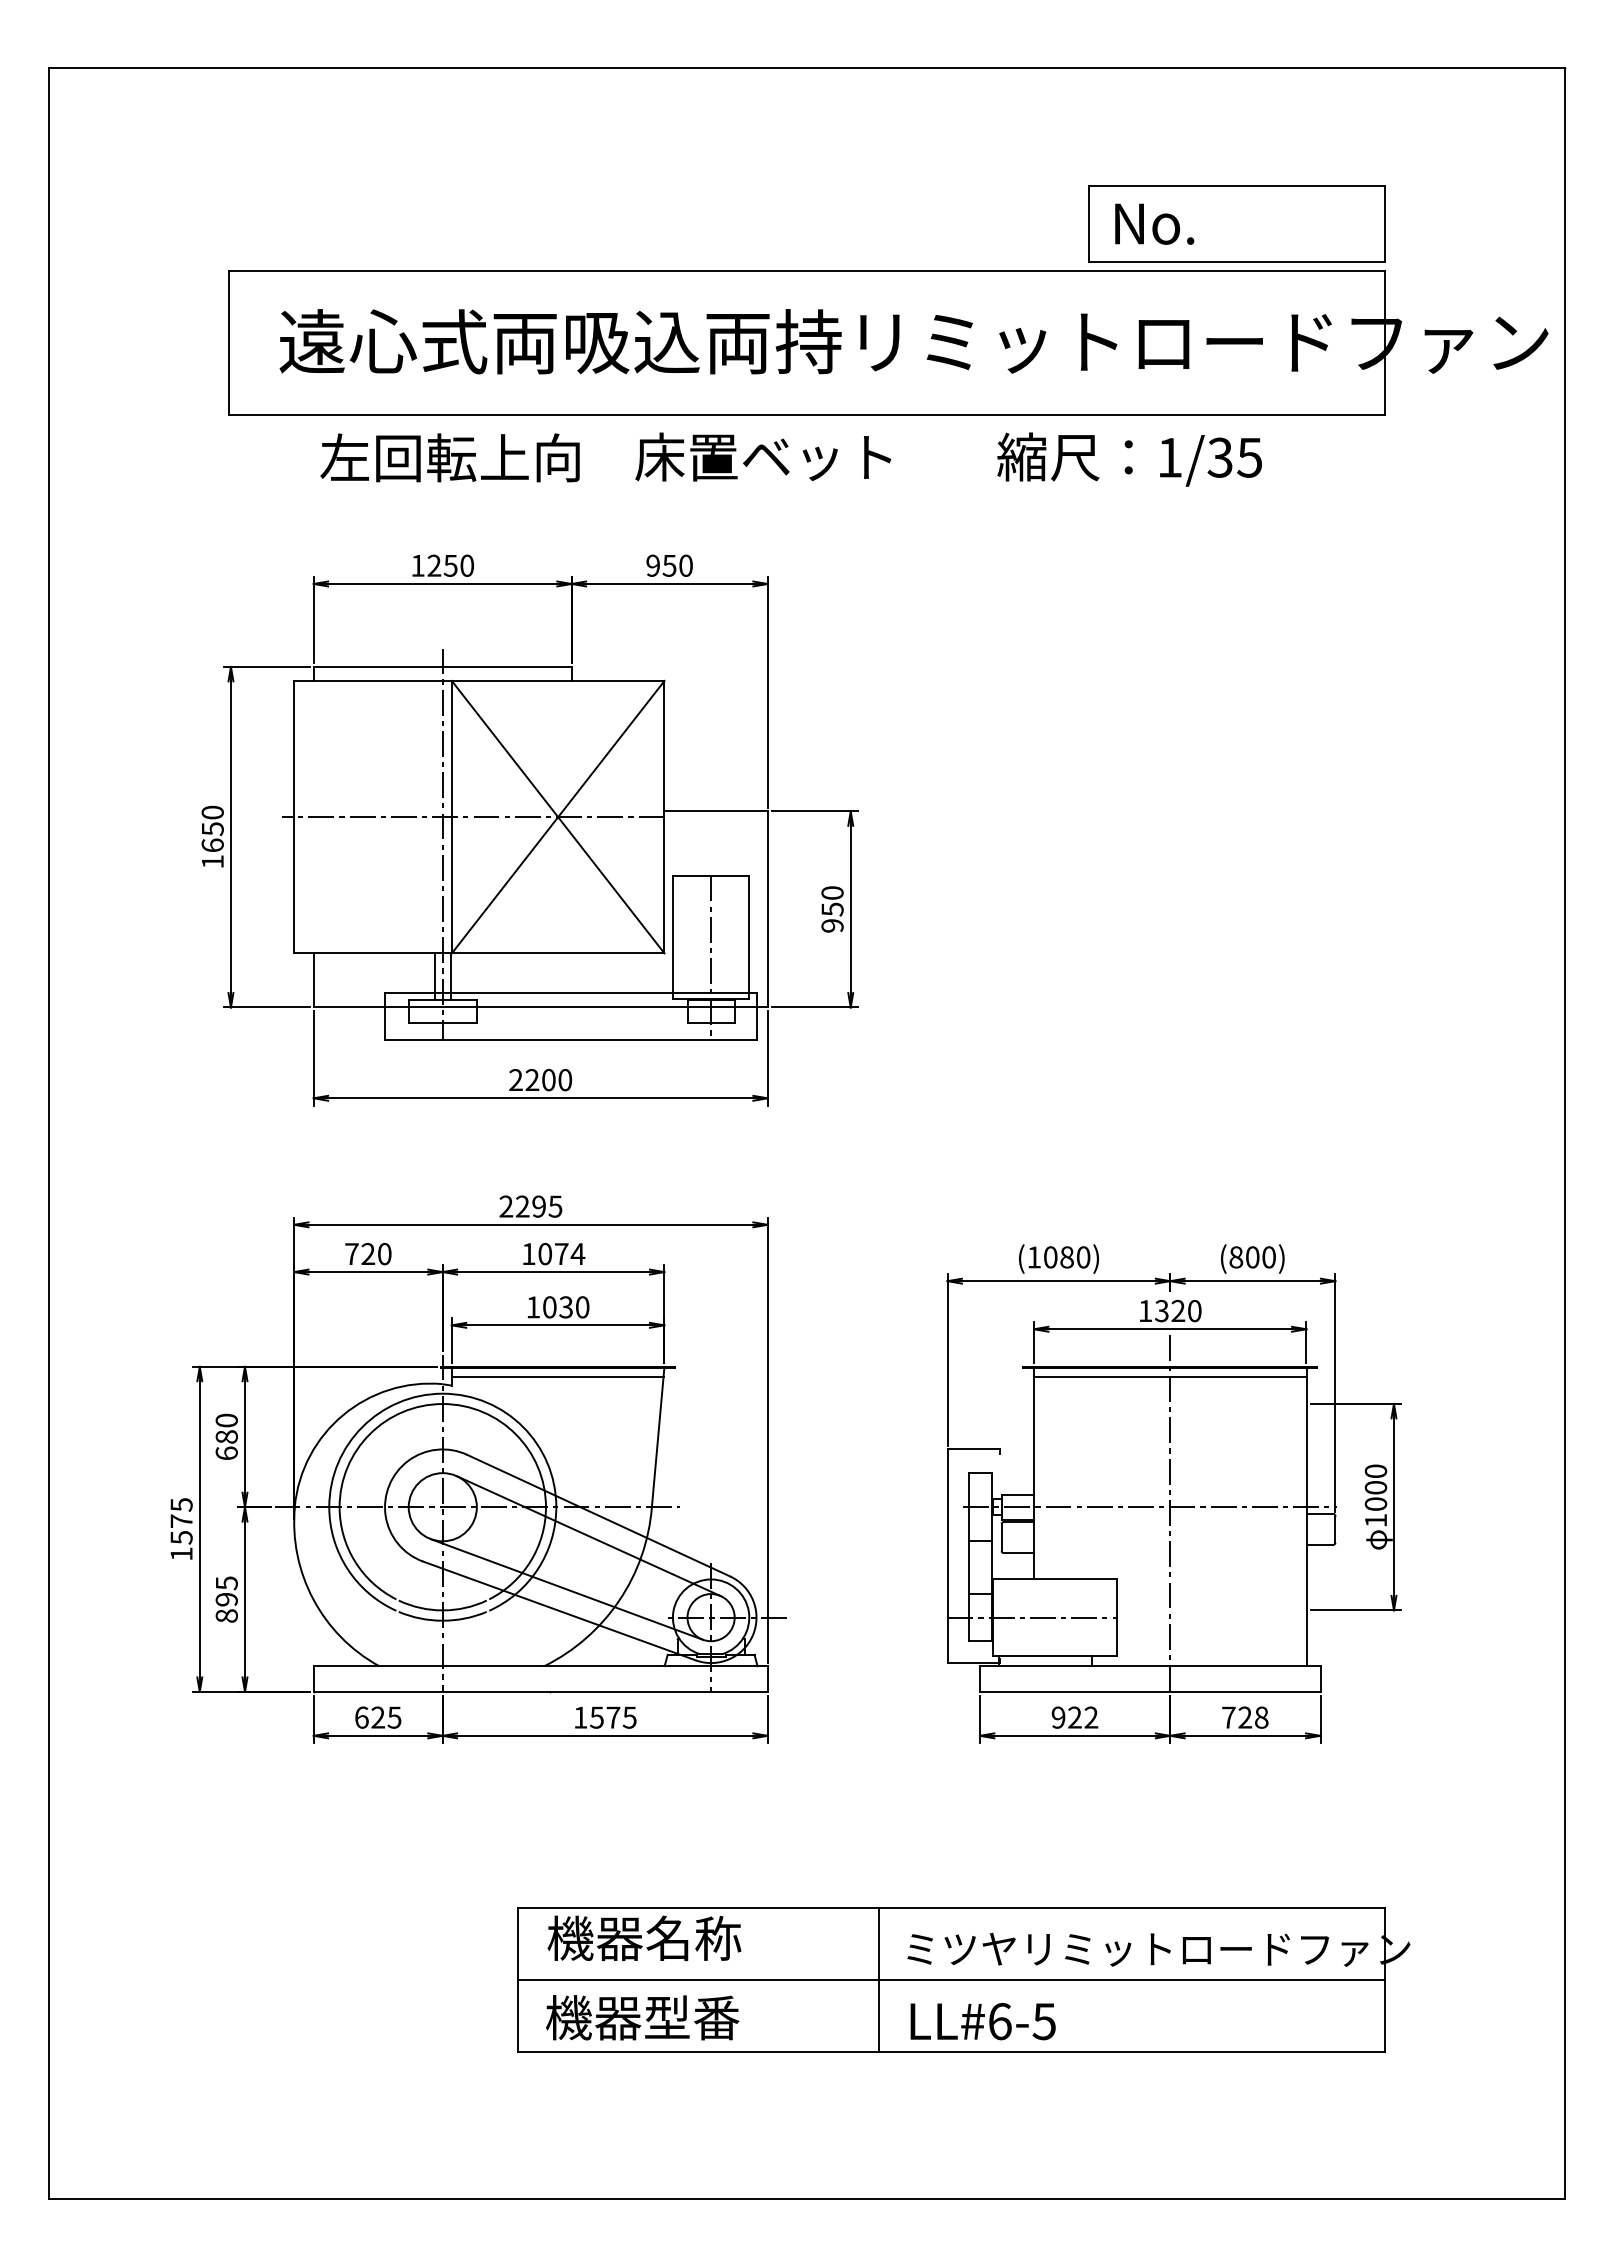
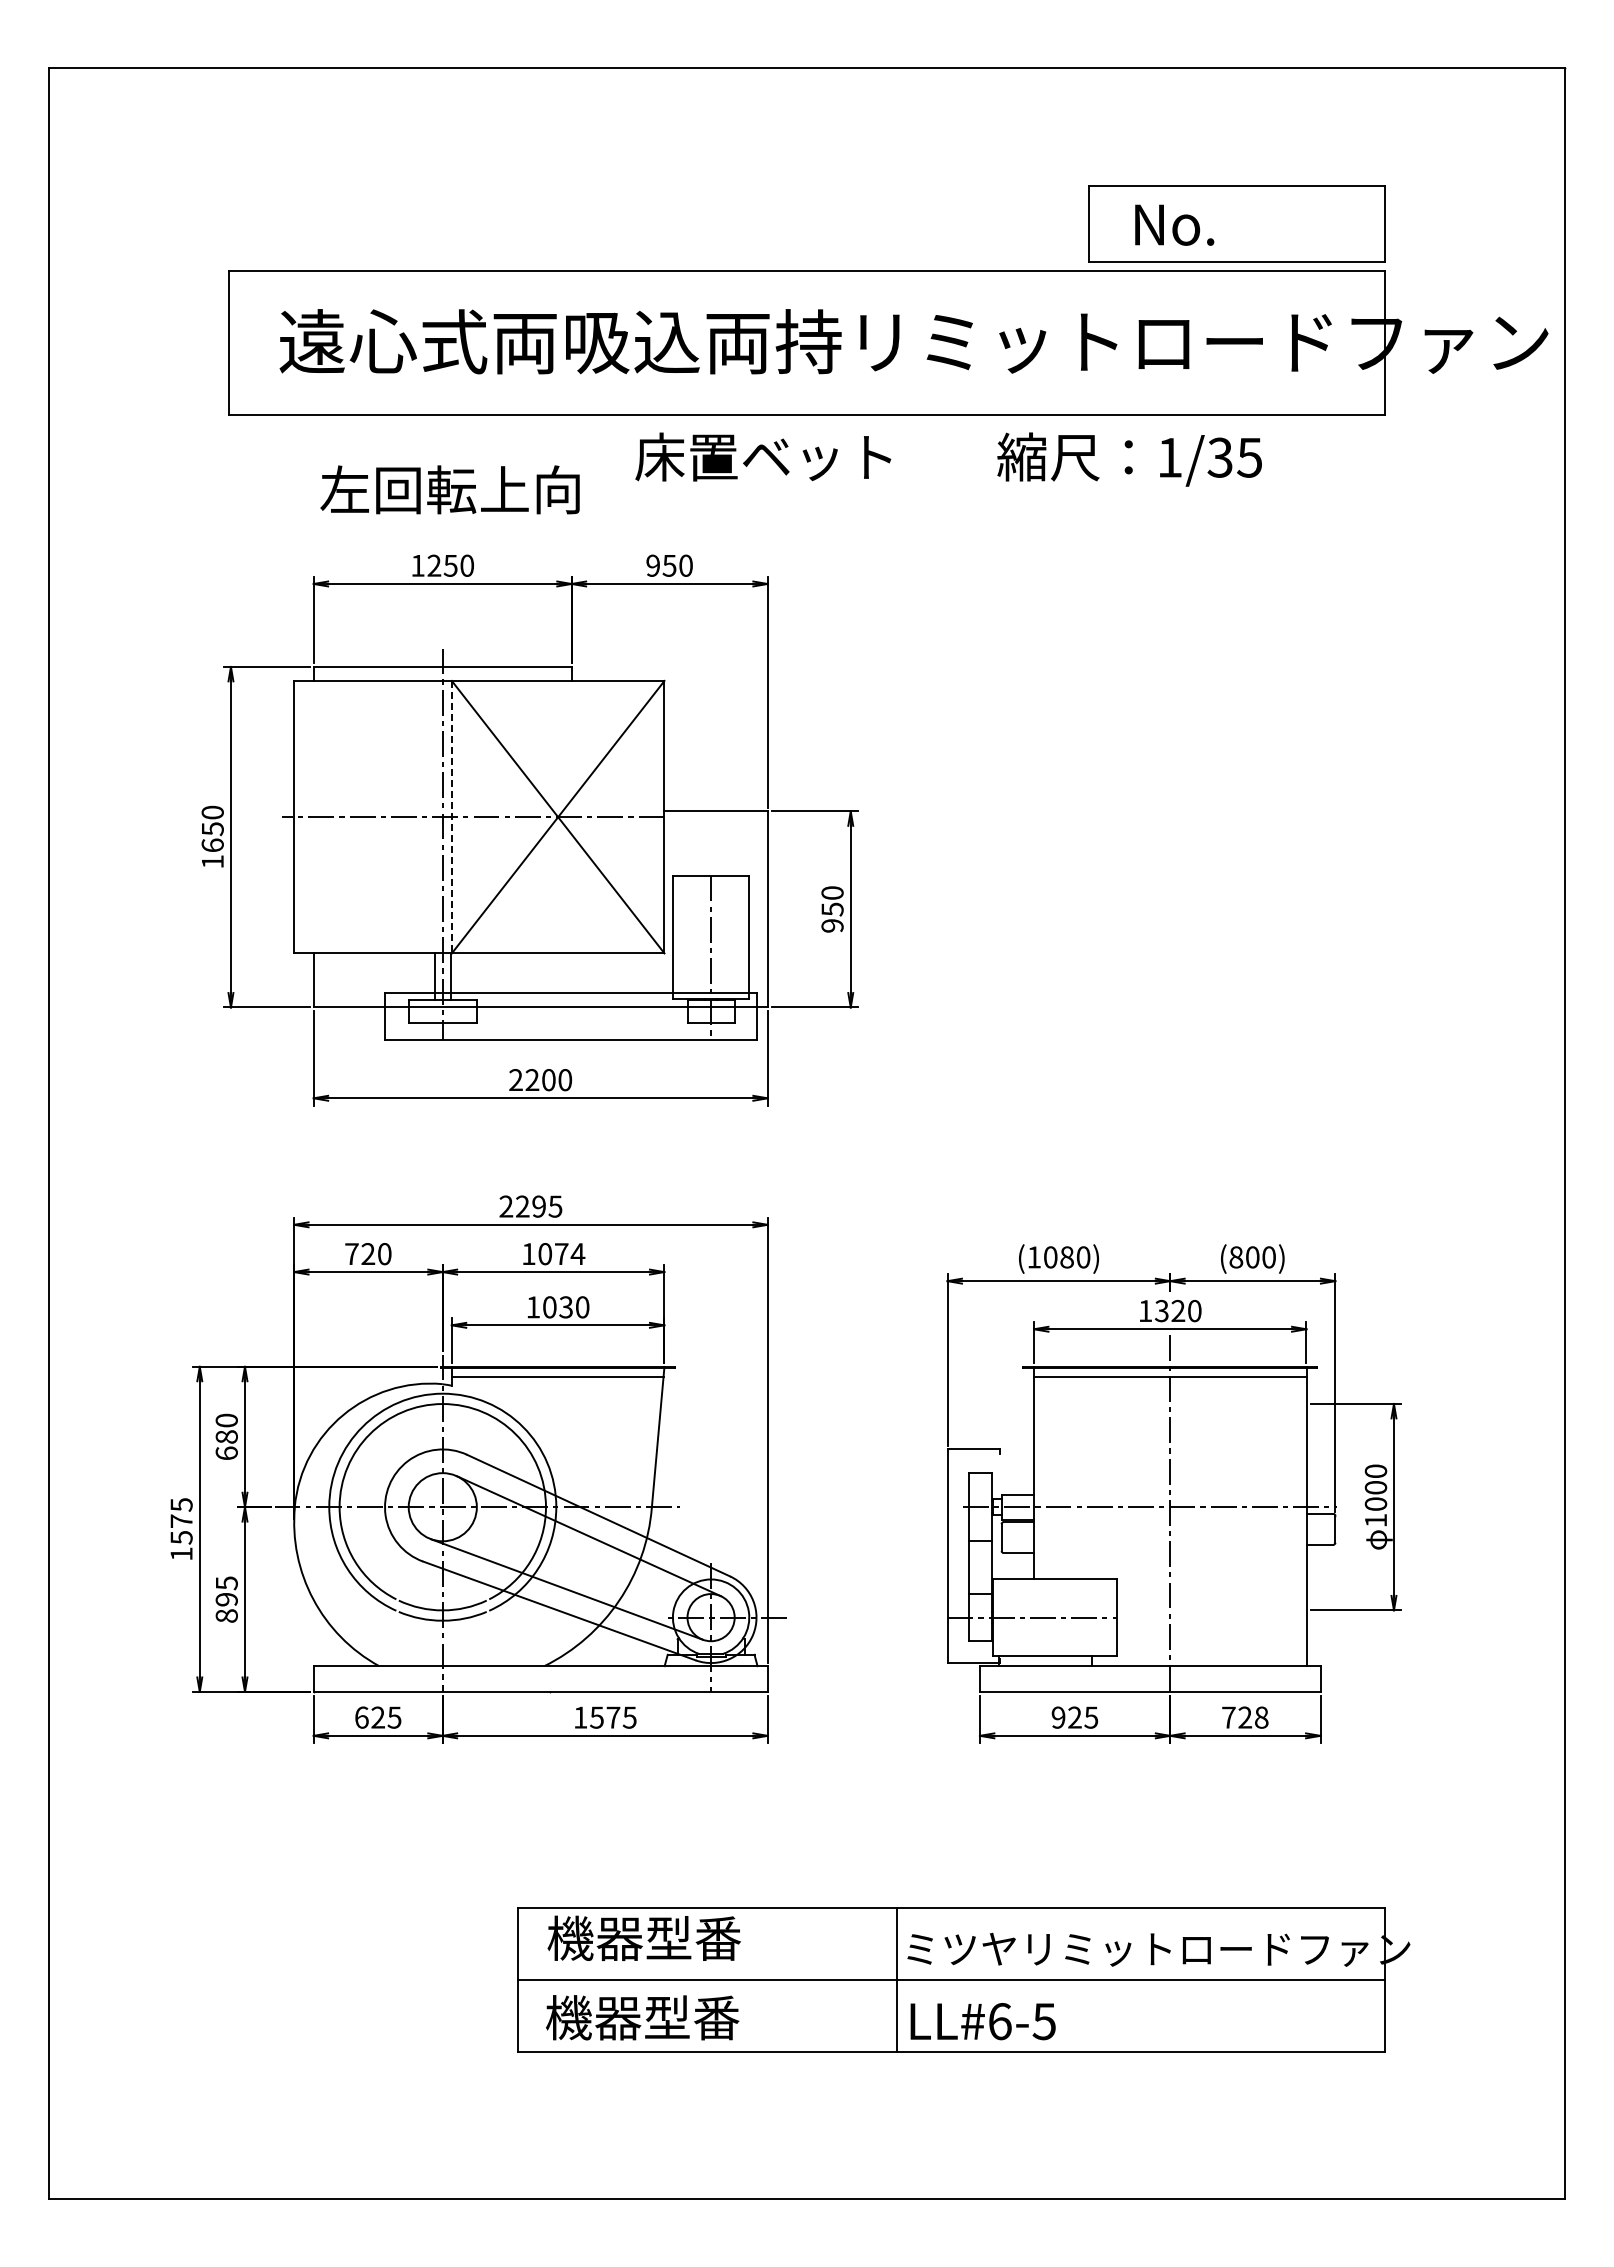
text position: (1154, 223) -> (1174, 224) (1174, 224)
text position: (449, 457) -> (449, 489) (449, 489)
line: solid -> dashed (451, 817)
text: 922 -> 925 (1091, 1717)
text: 機器名称 -> 機器型番 (693, 1938)
line position: (879, 1979) -> (897, 1979) (897, 1979)
